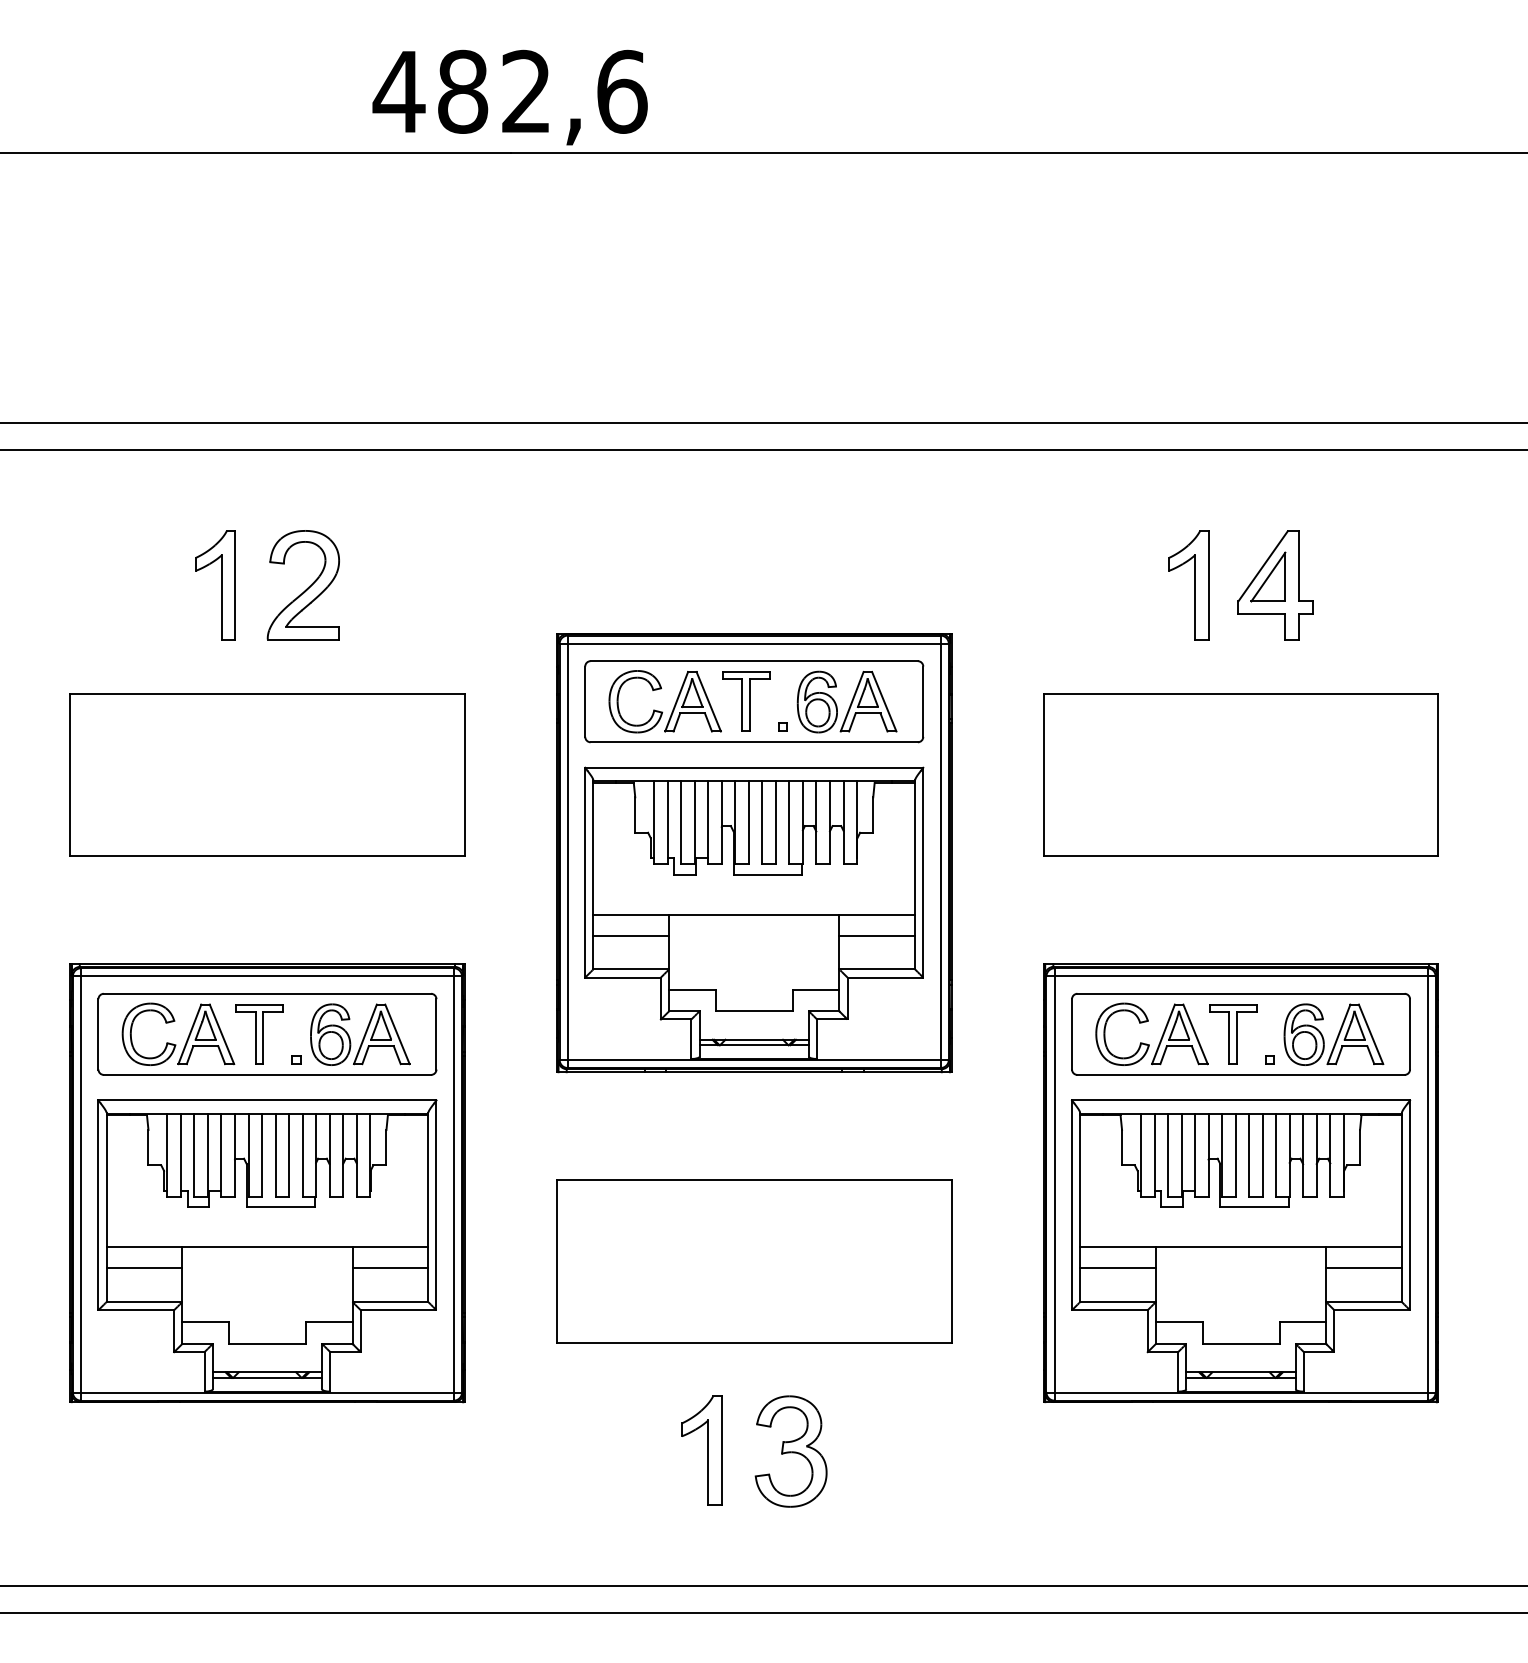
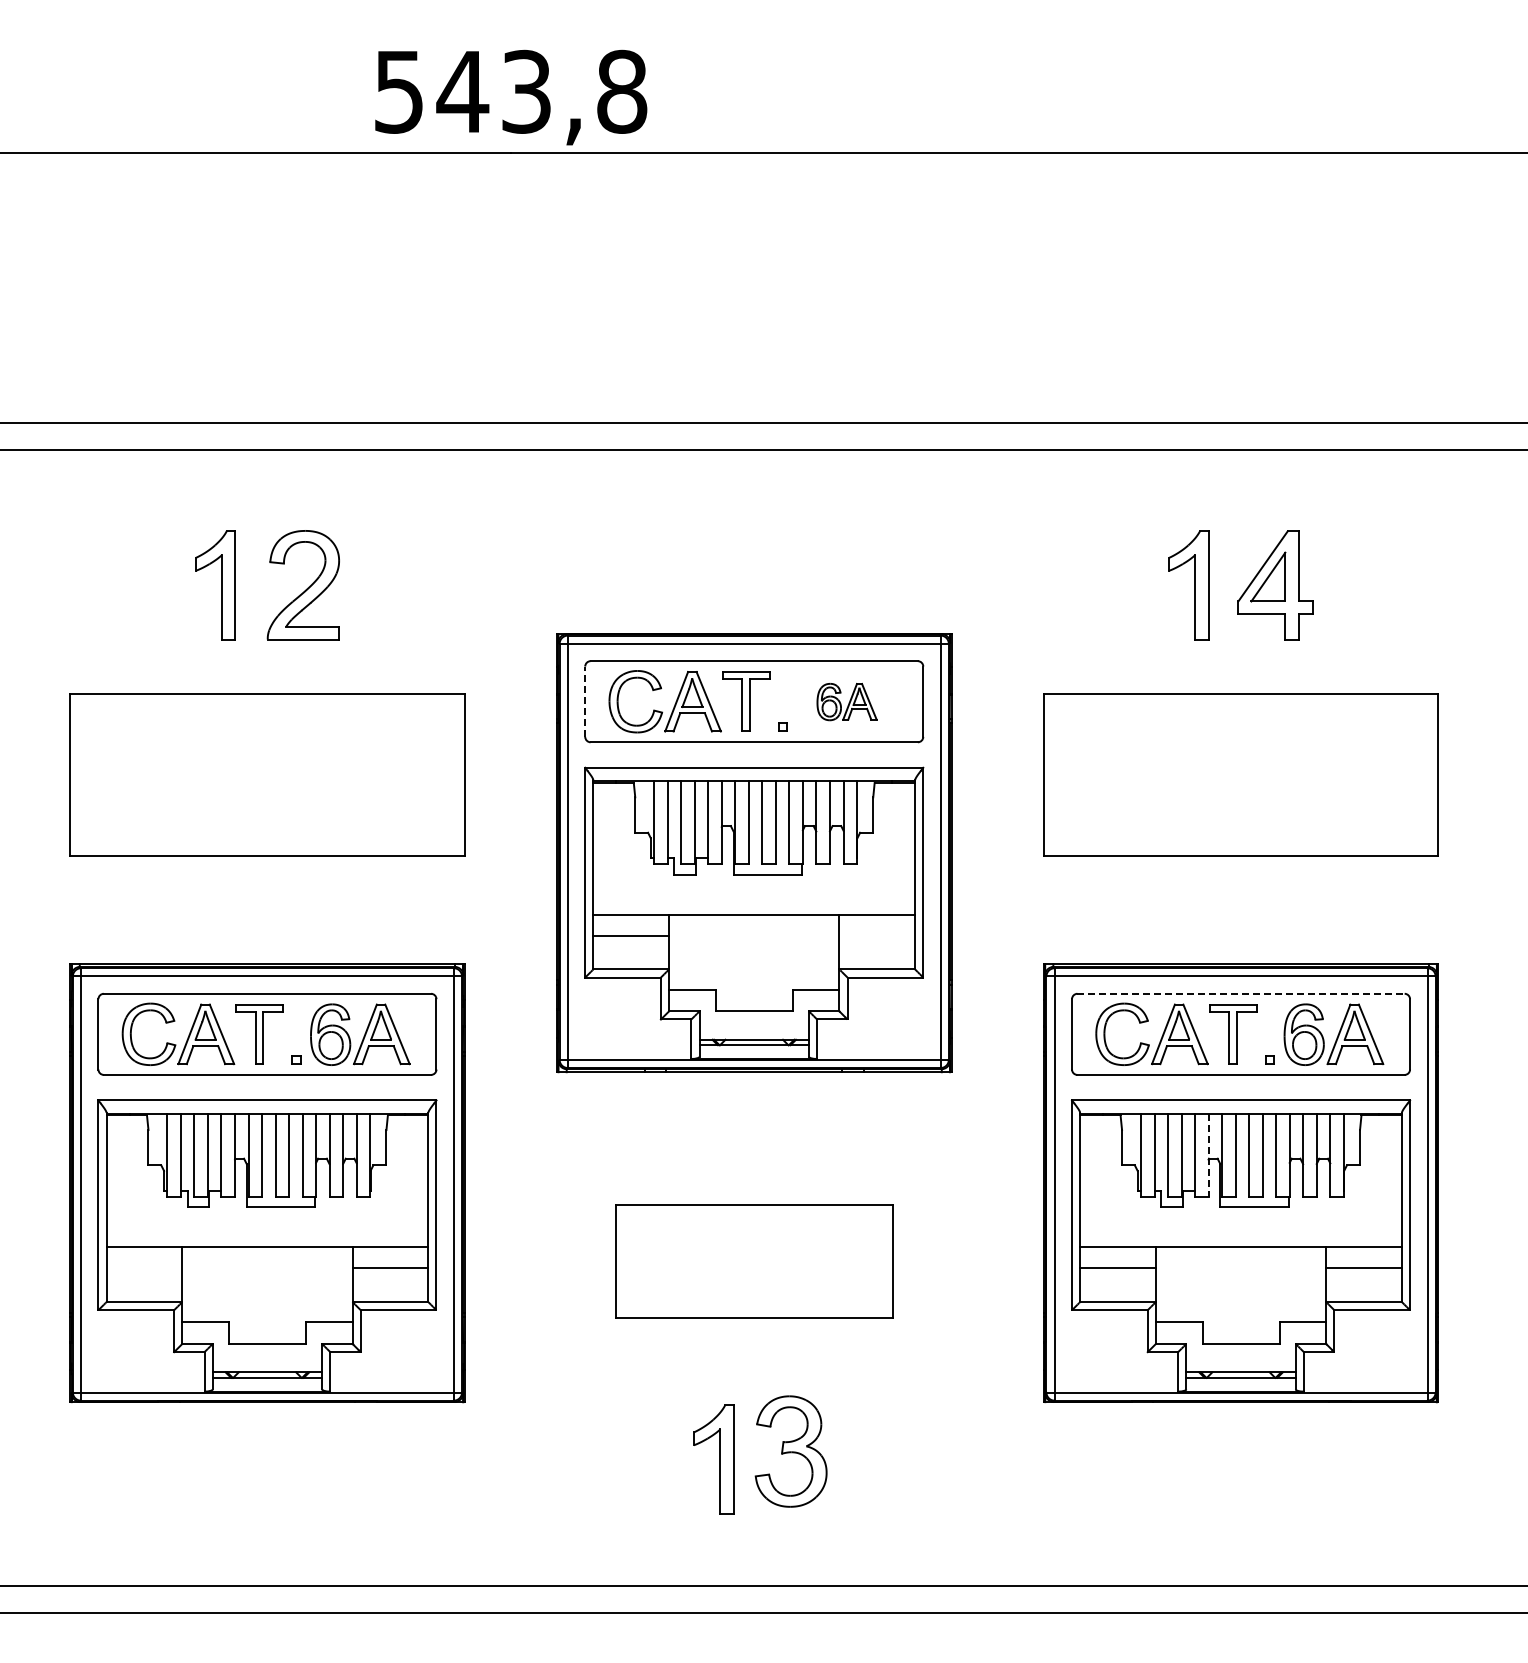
text: 482,6 -> 543,8 (509, 91)
line: solid -> dashed (585, 701)
part size: 102x64 px -> 62x39 px (846, 702)
line: present -> none (877, 935)
line: solid -> dashed (1241, 993)
line: solid -> dashed (1208, 1155)
part size: 397x165 px -> 279x115 px (754, 1261)
line: present -> none (144, 1268)
part position: (701, 1450) -> (713, 1459) (713, 1459)
